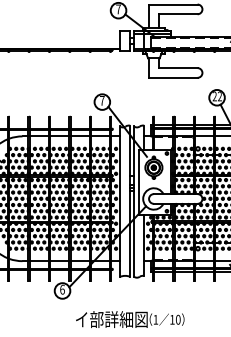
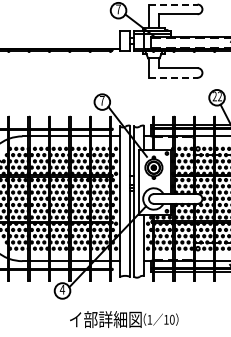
line: solid -> dashed (173, 4)
line: solid -> dashed (173, 77)
text: 6 -> 4 (62, 289)
text position: (130, 319) -> (124, 319) (124, 319)
